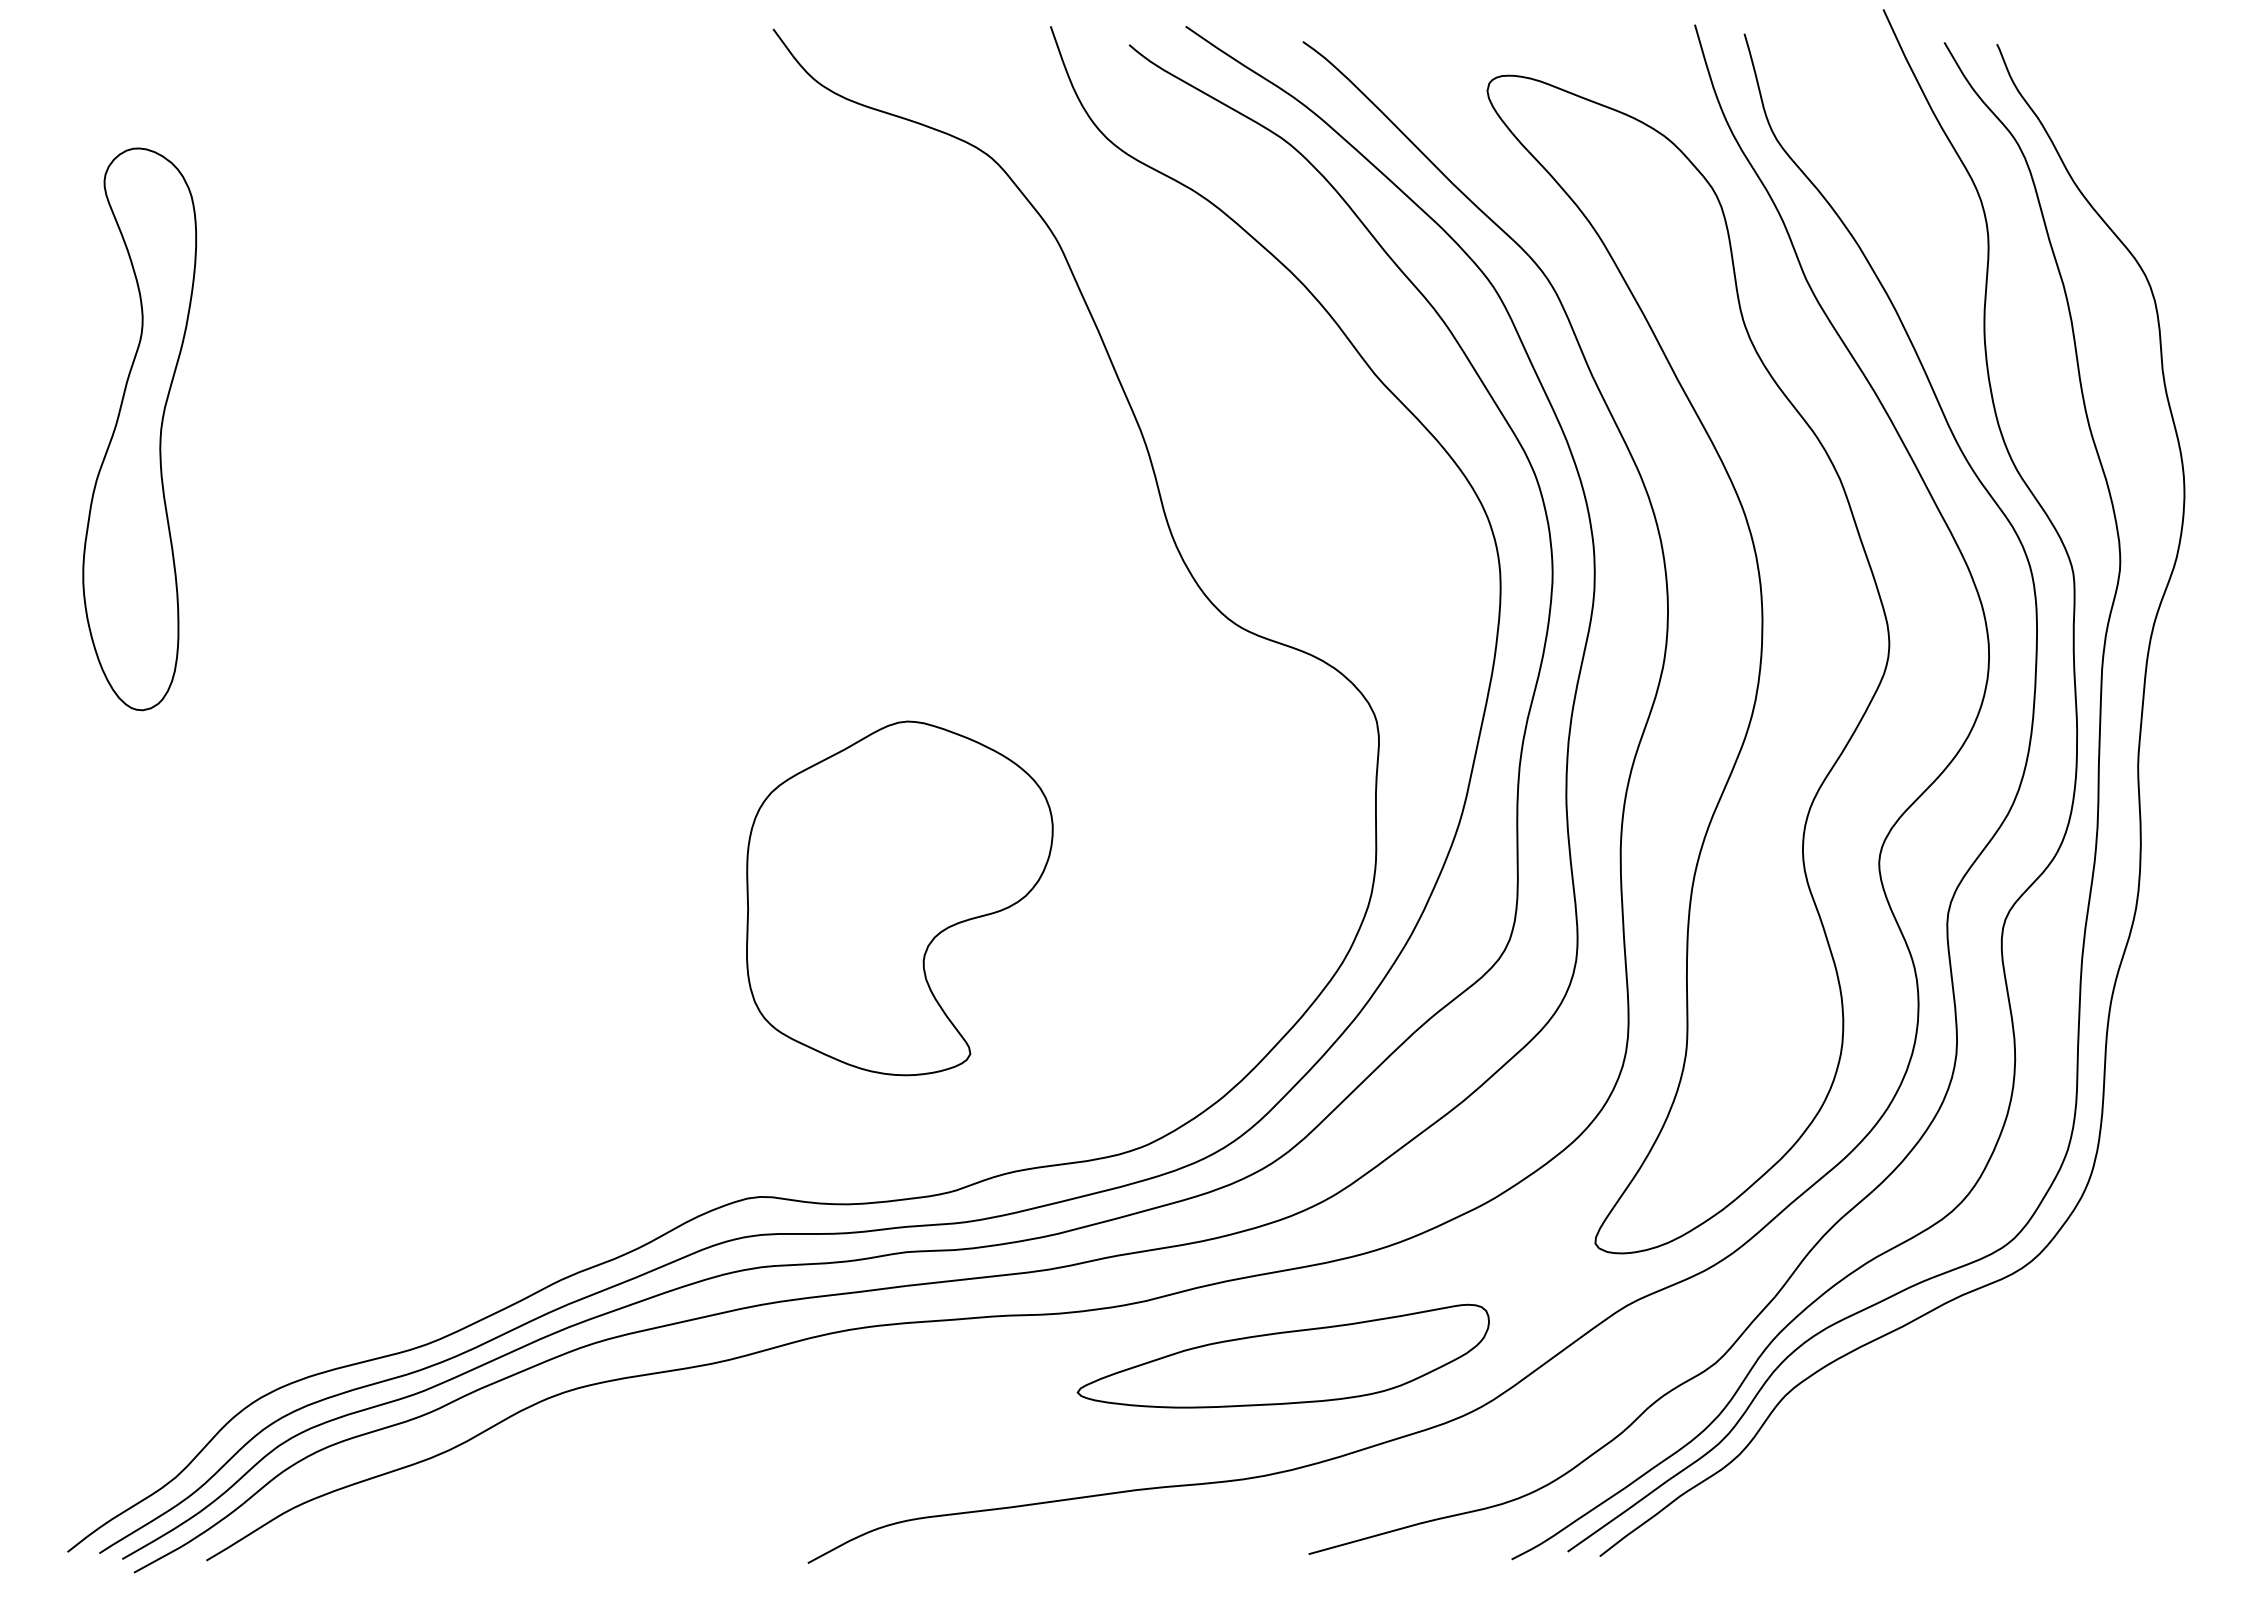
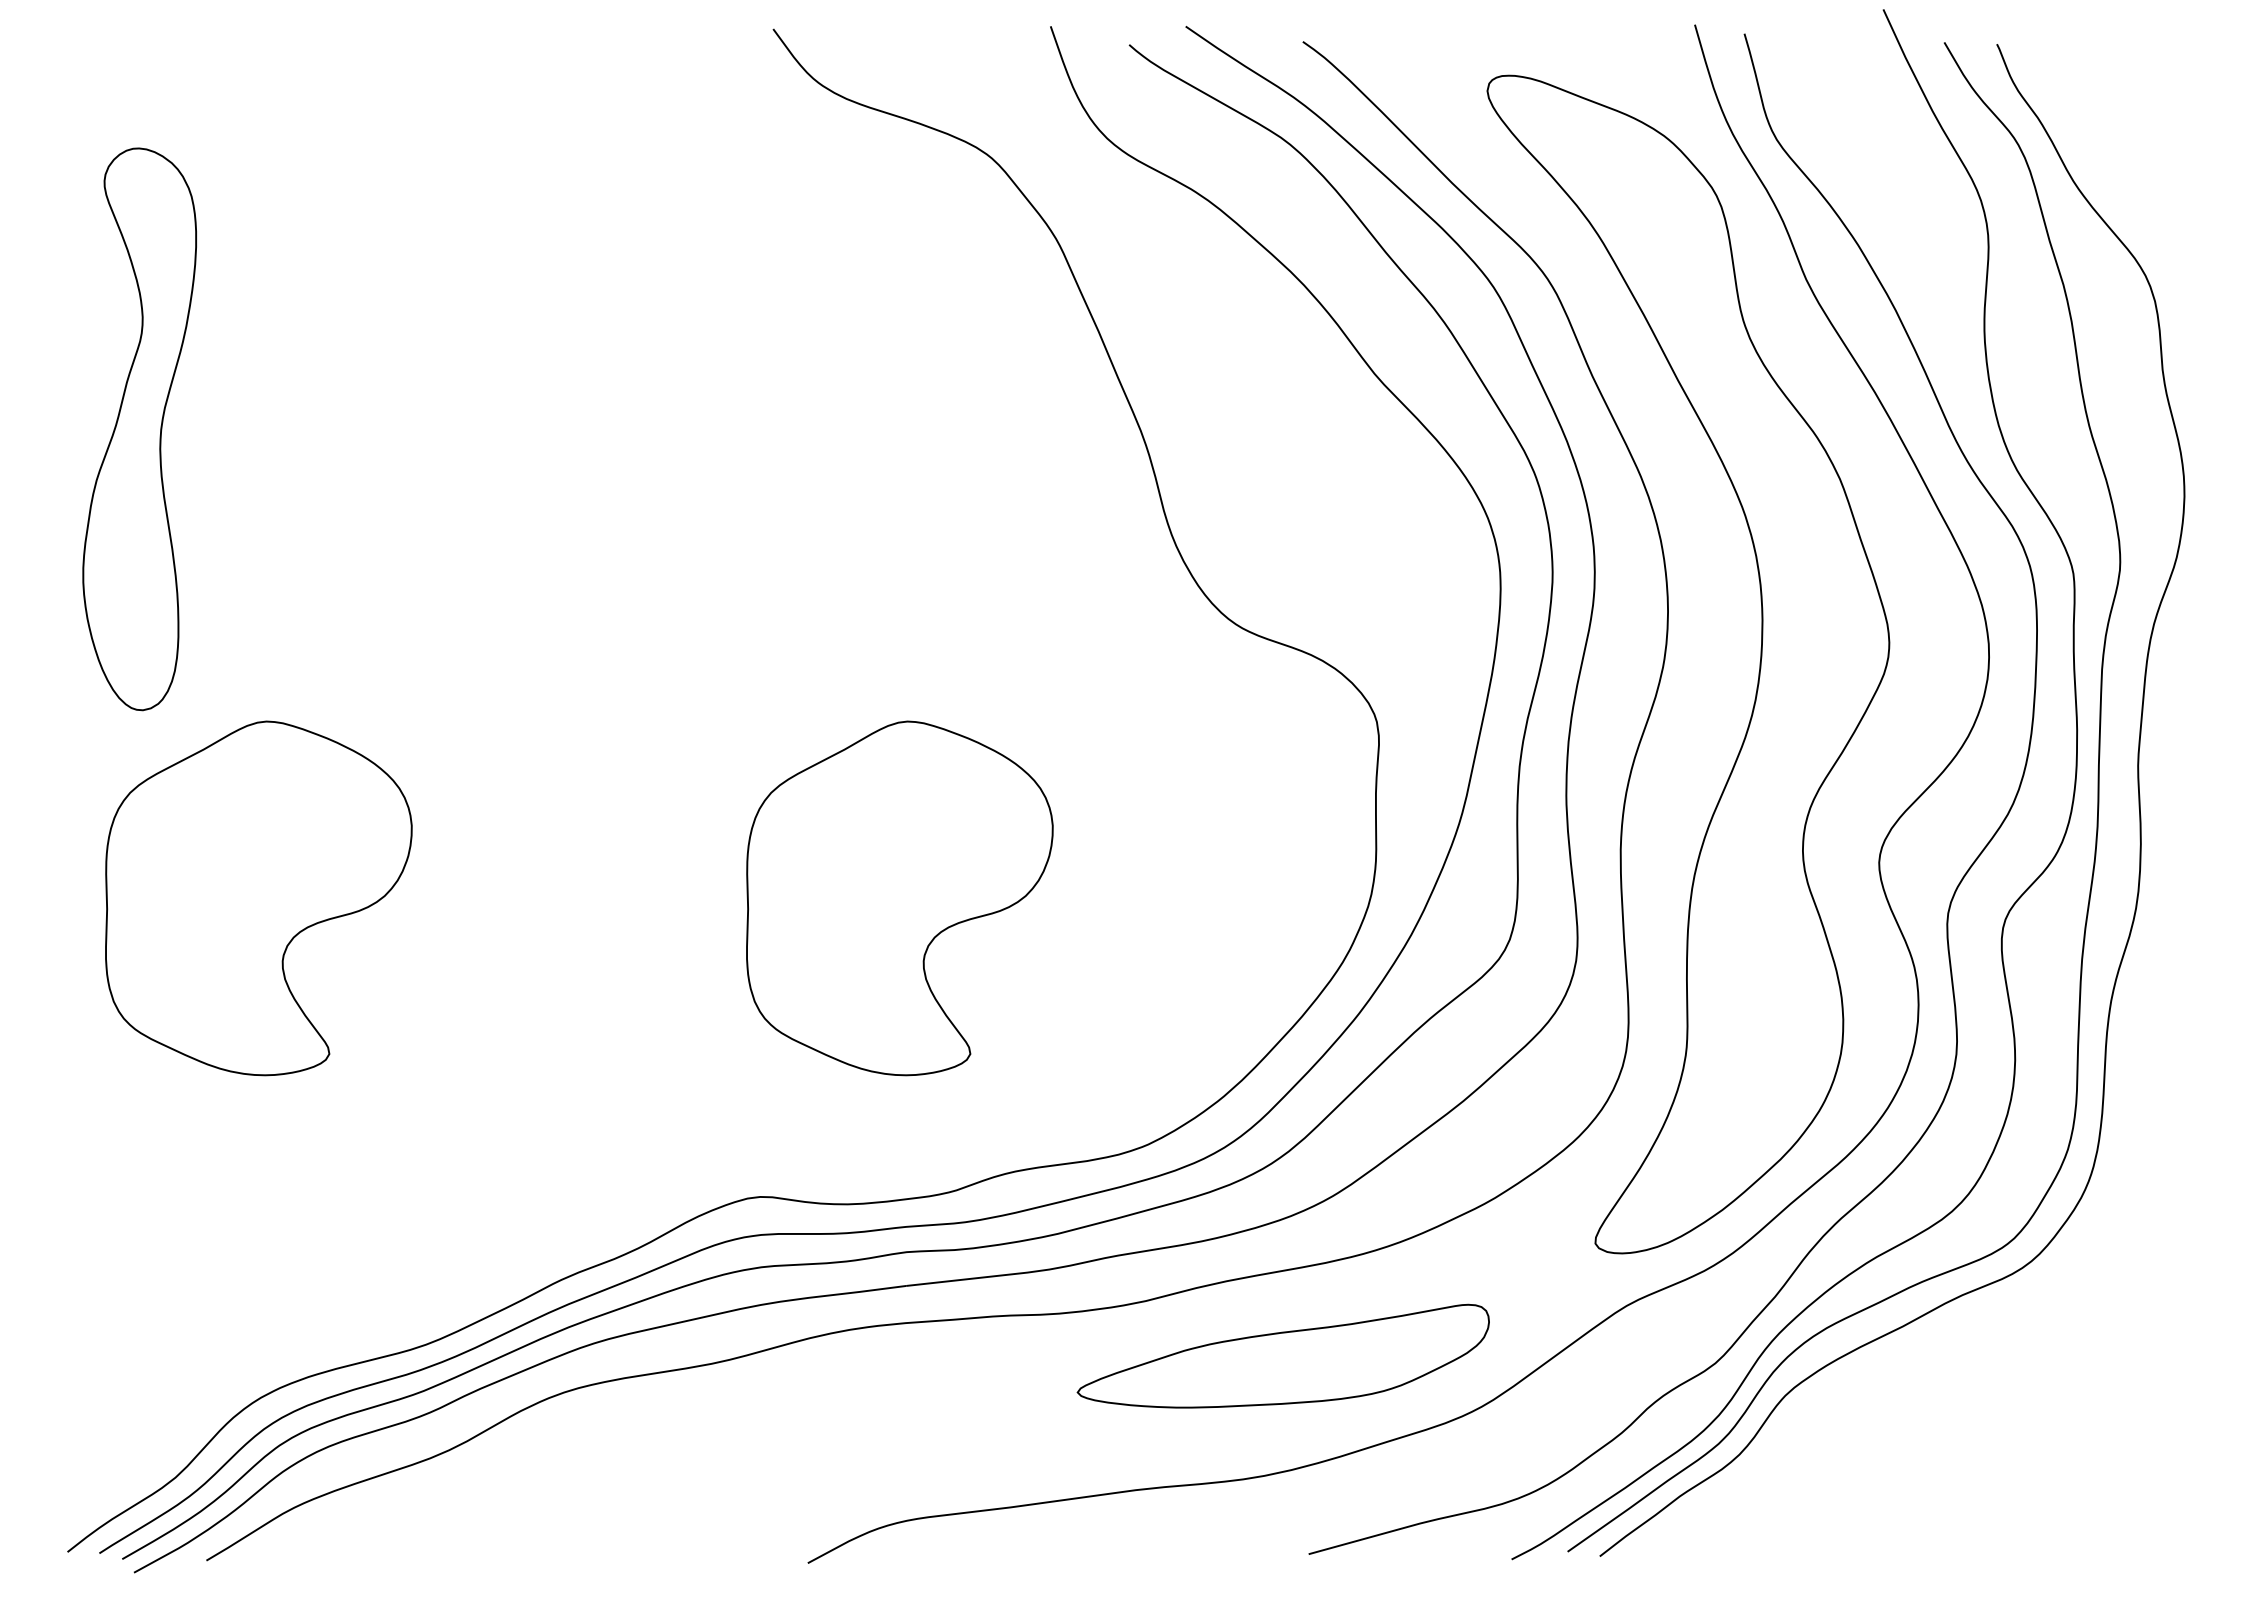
part: none -> present (258, 898)
